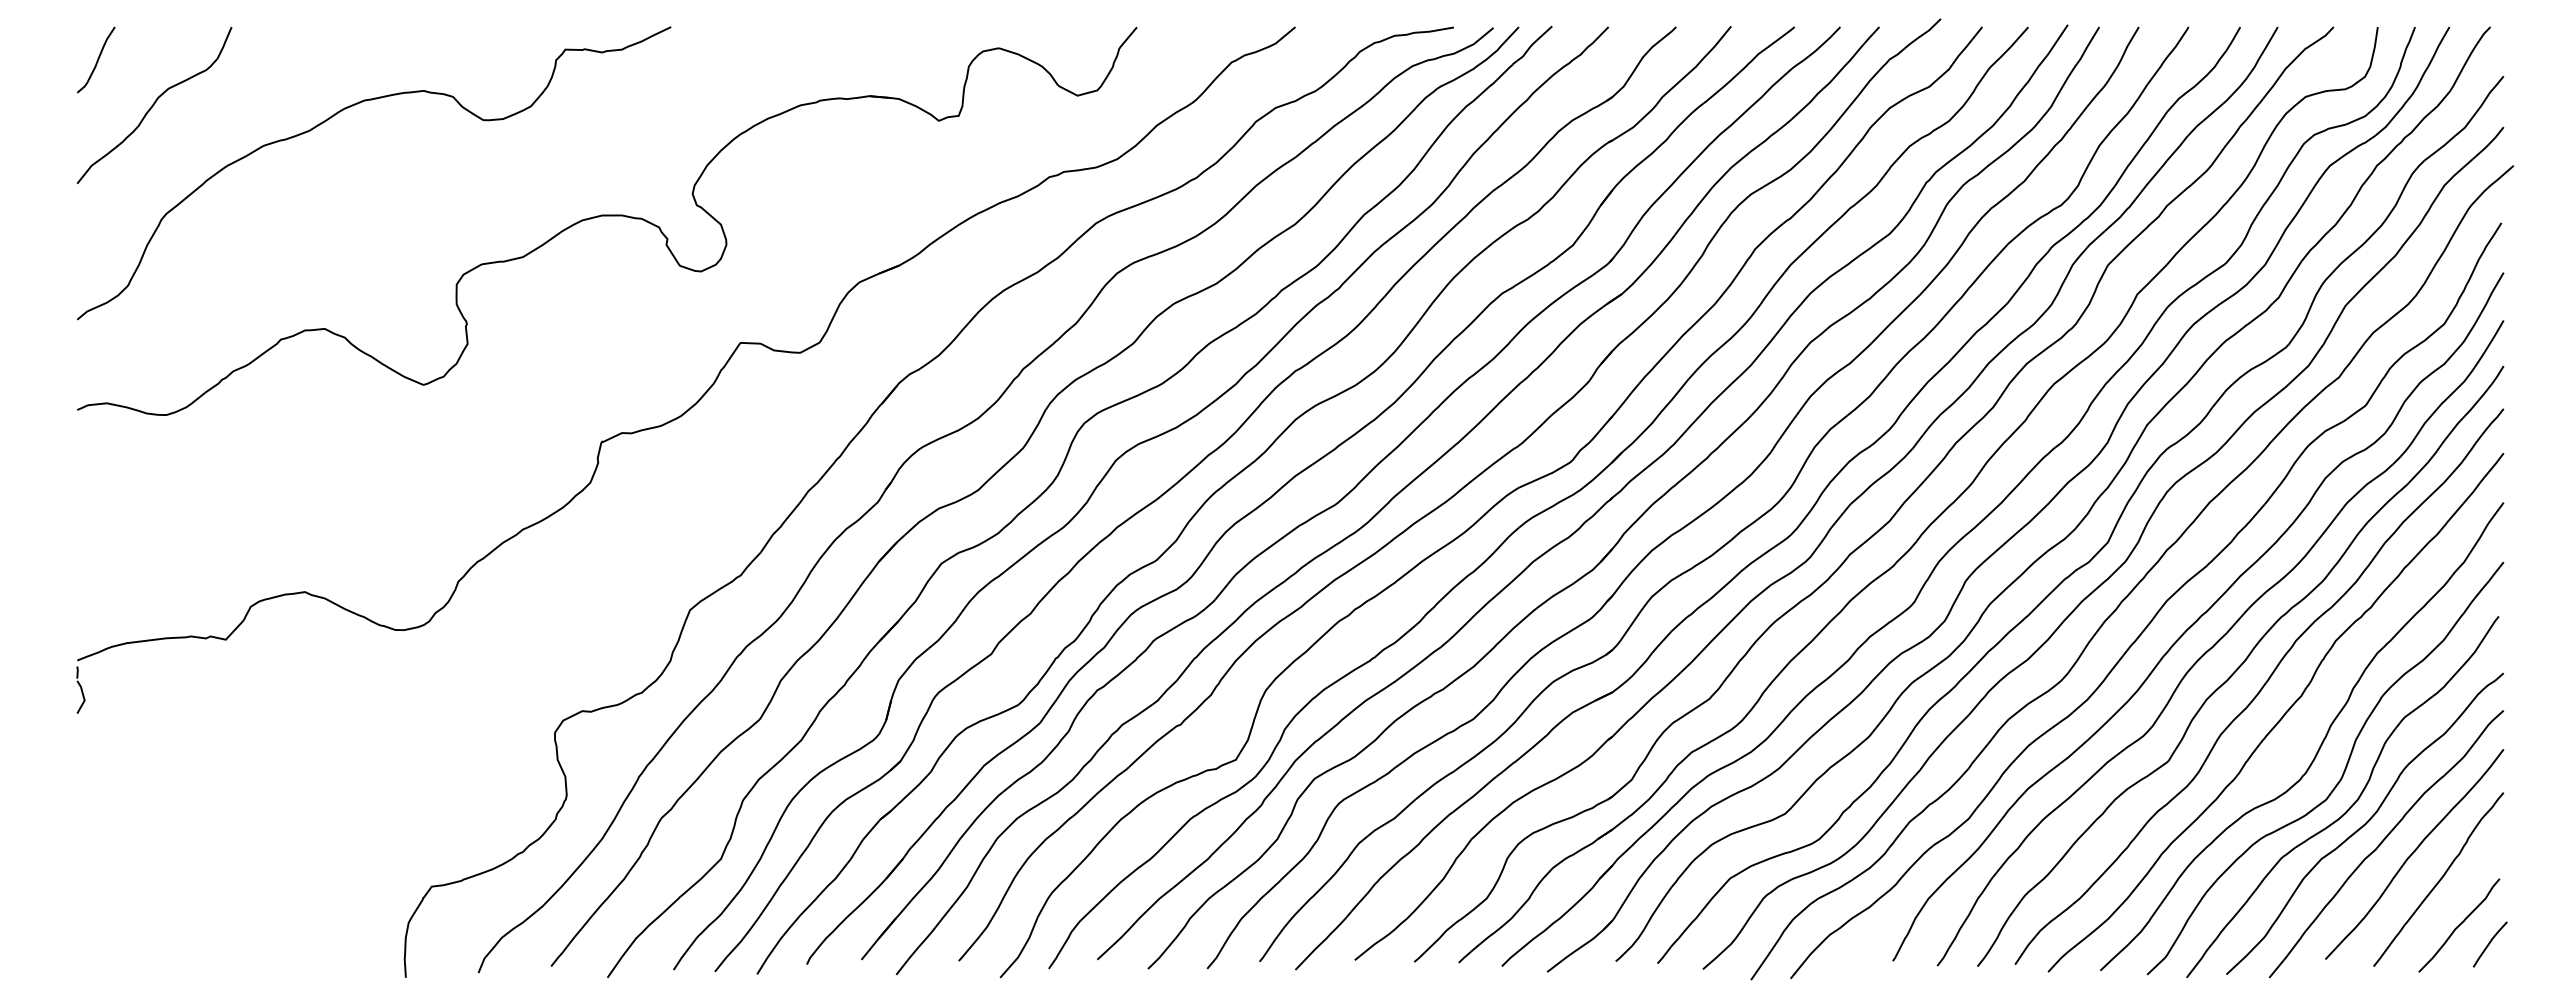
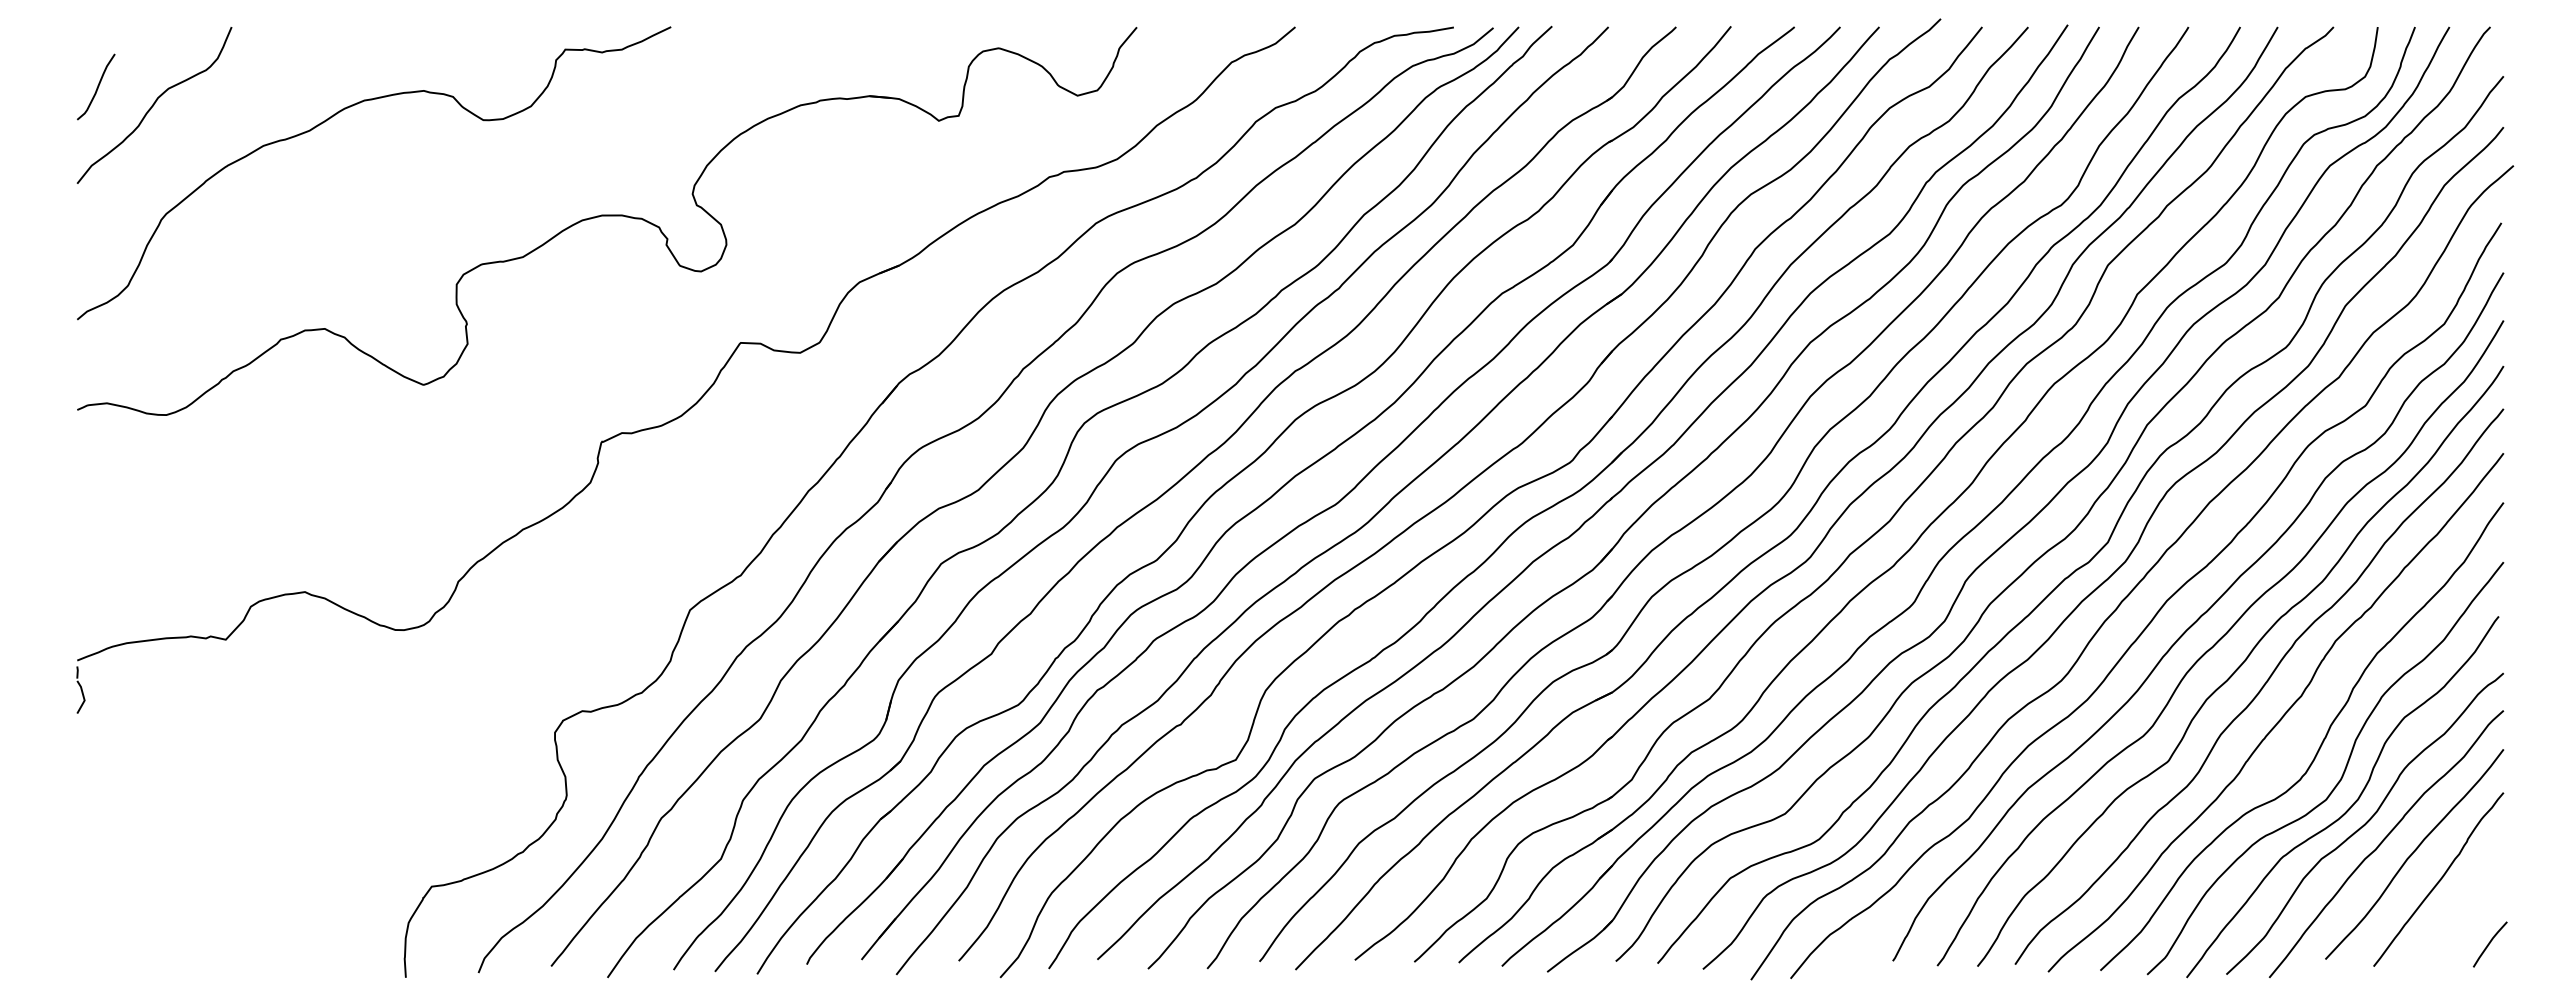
curve position: (97, 59) -> (97, 86) (97, 86)
curve: present -> none (2459, 925)
